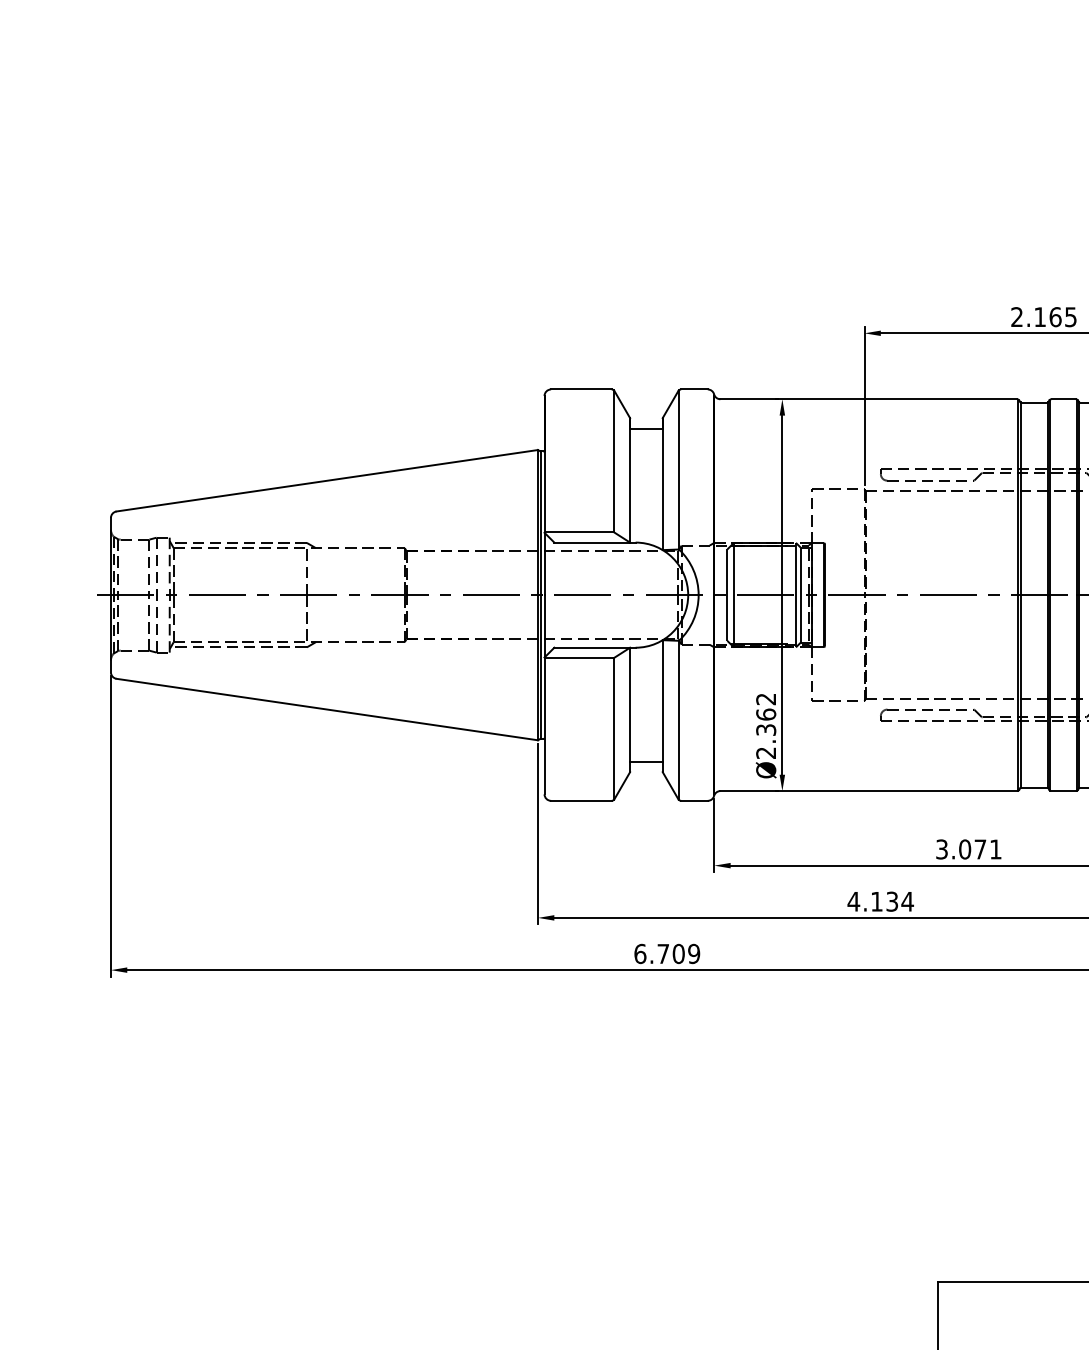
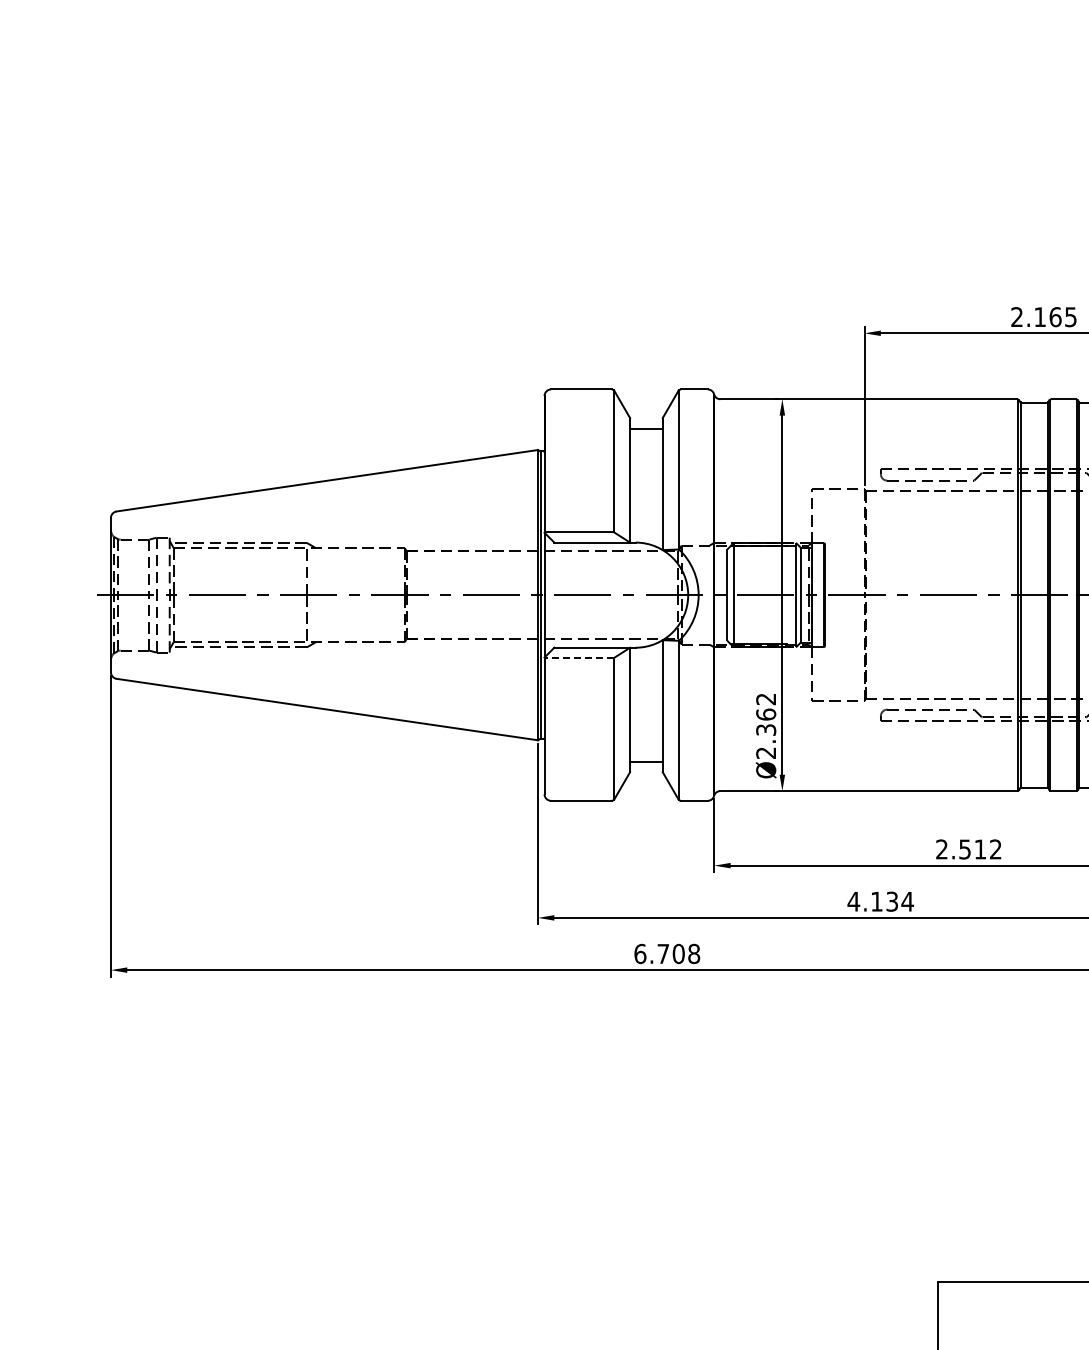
line: solid -> dashed (579, 658)
text: 3.071 -> 2.512 (968, 849)
text: 6.709 -> 6.708 (694, 954)
